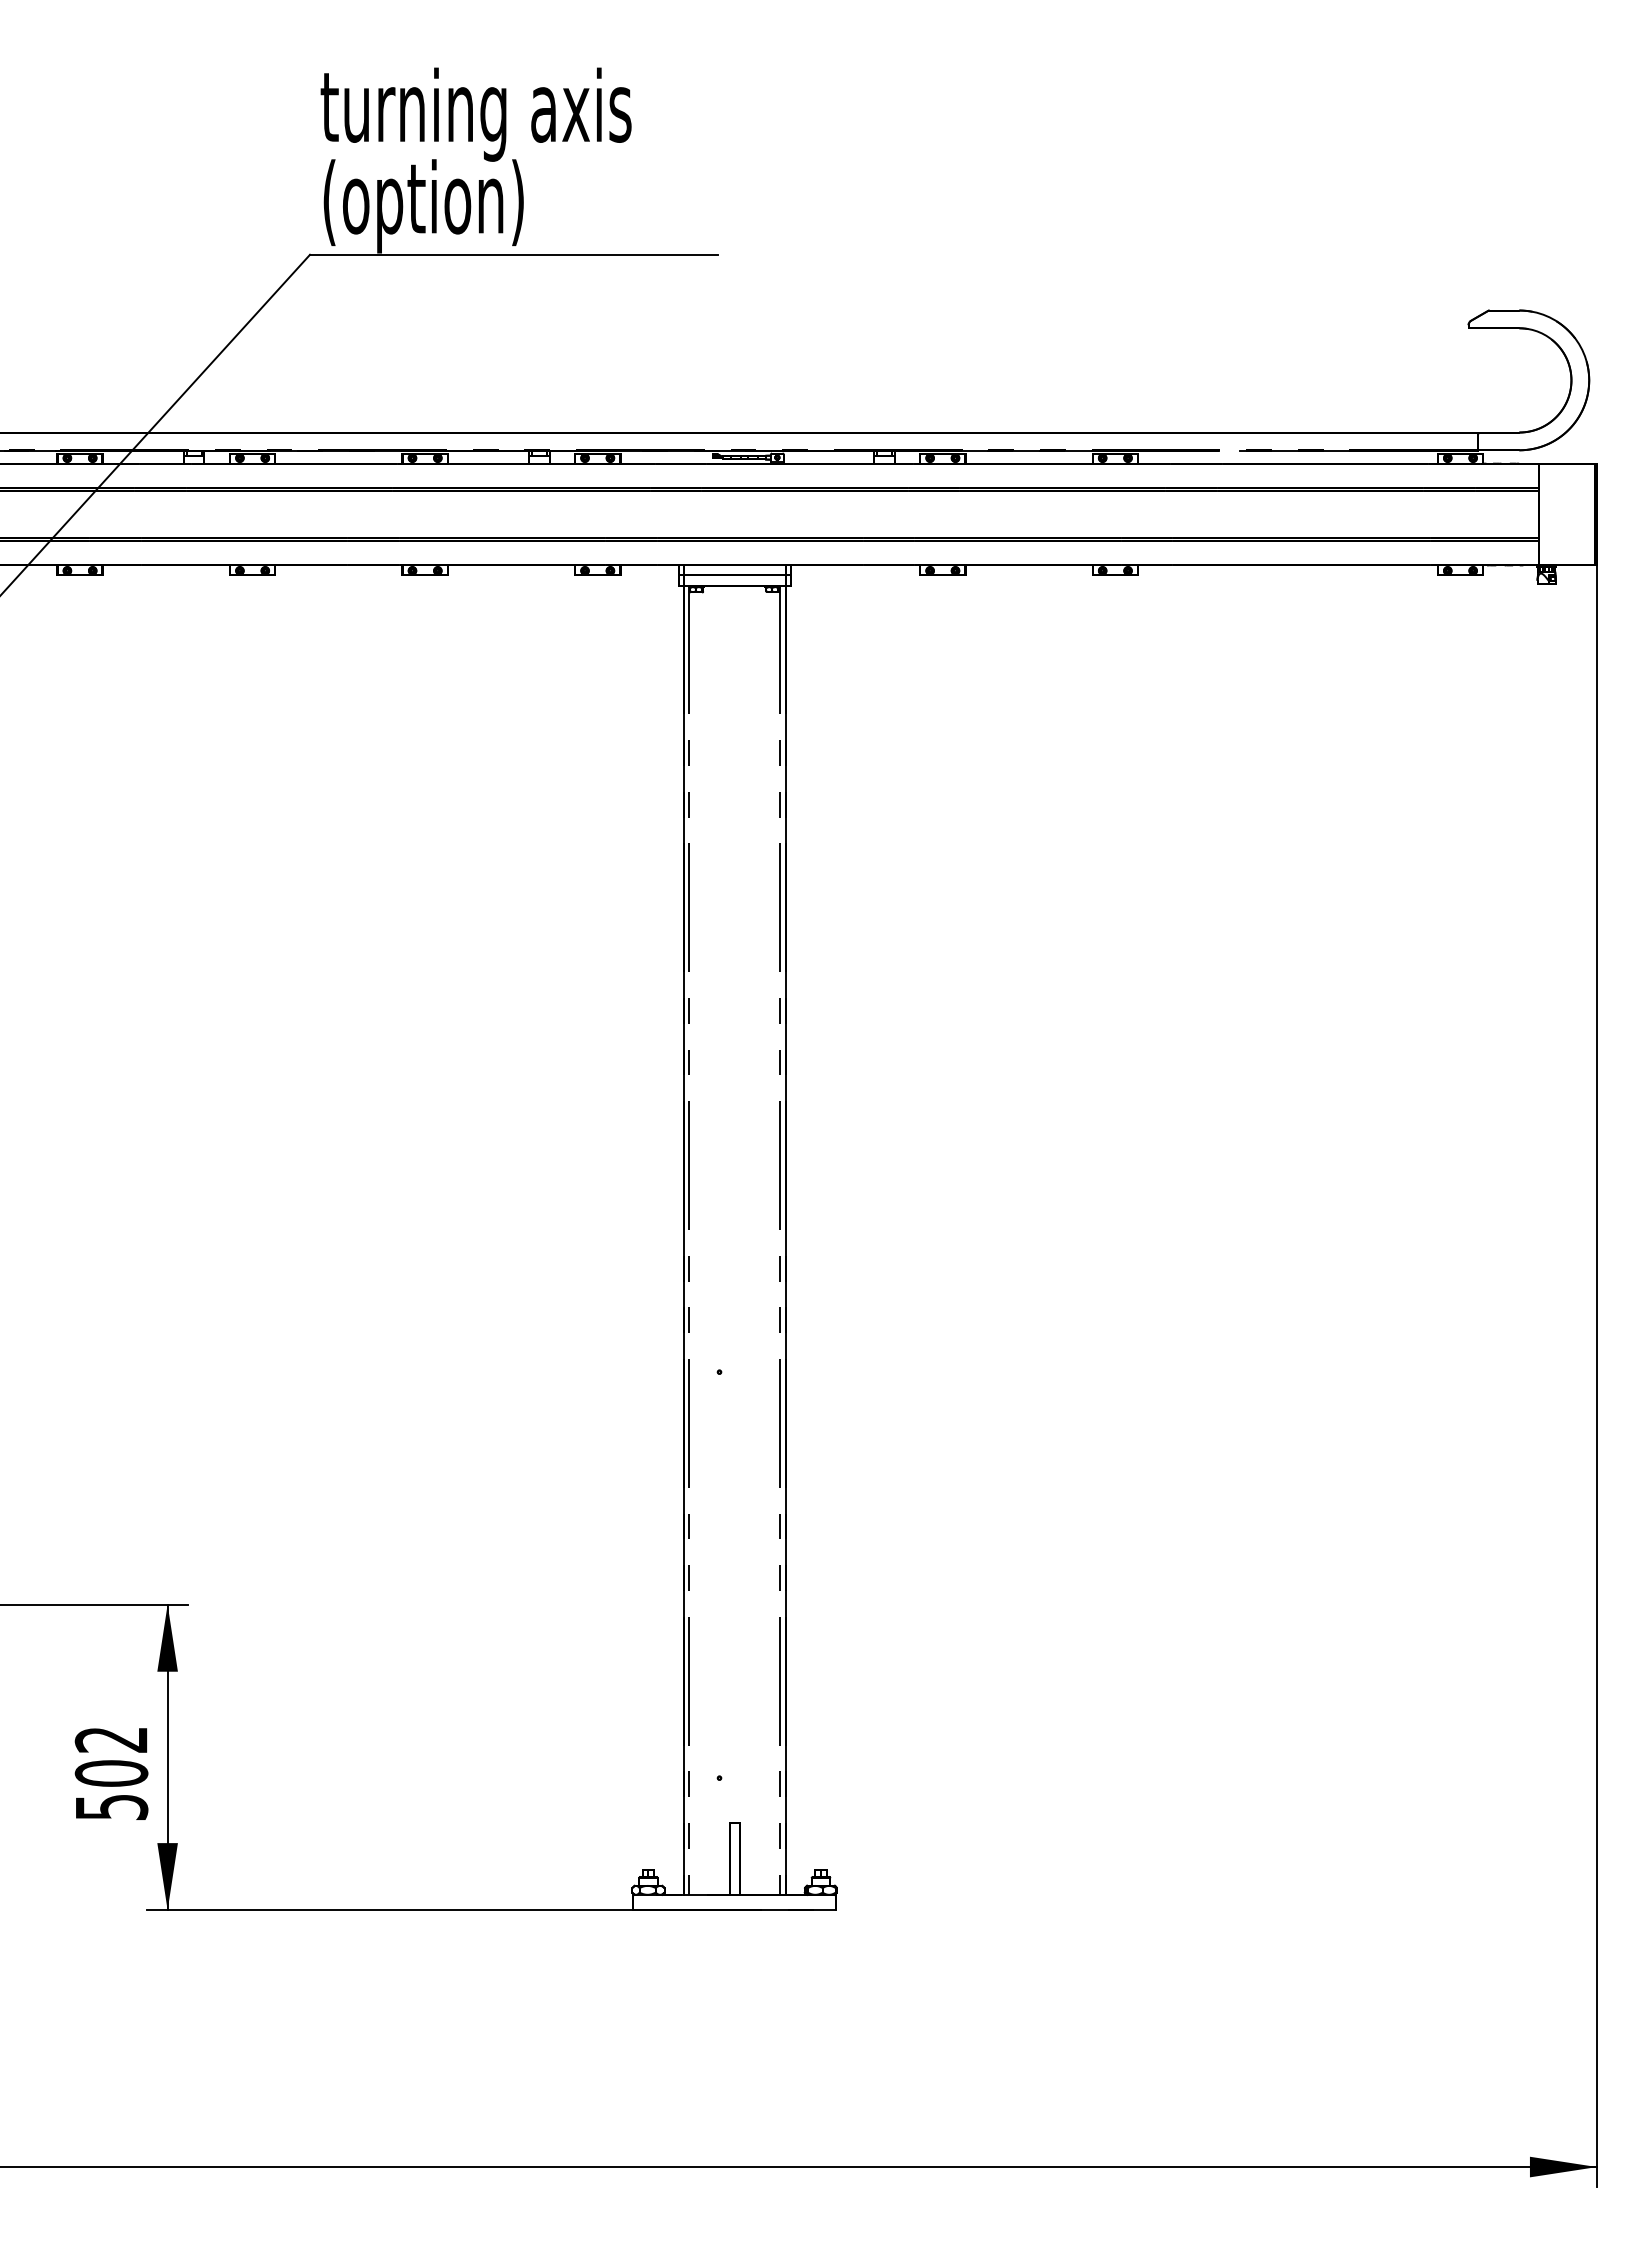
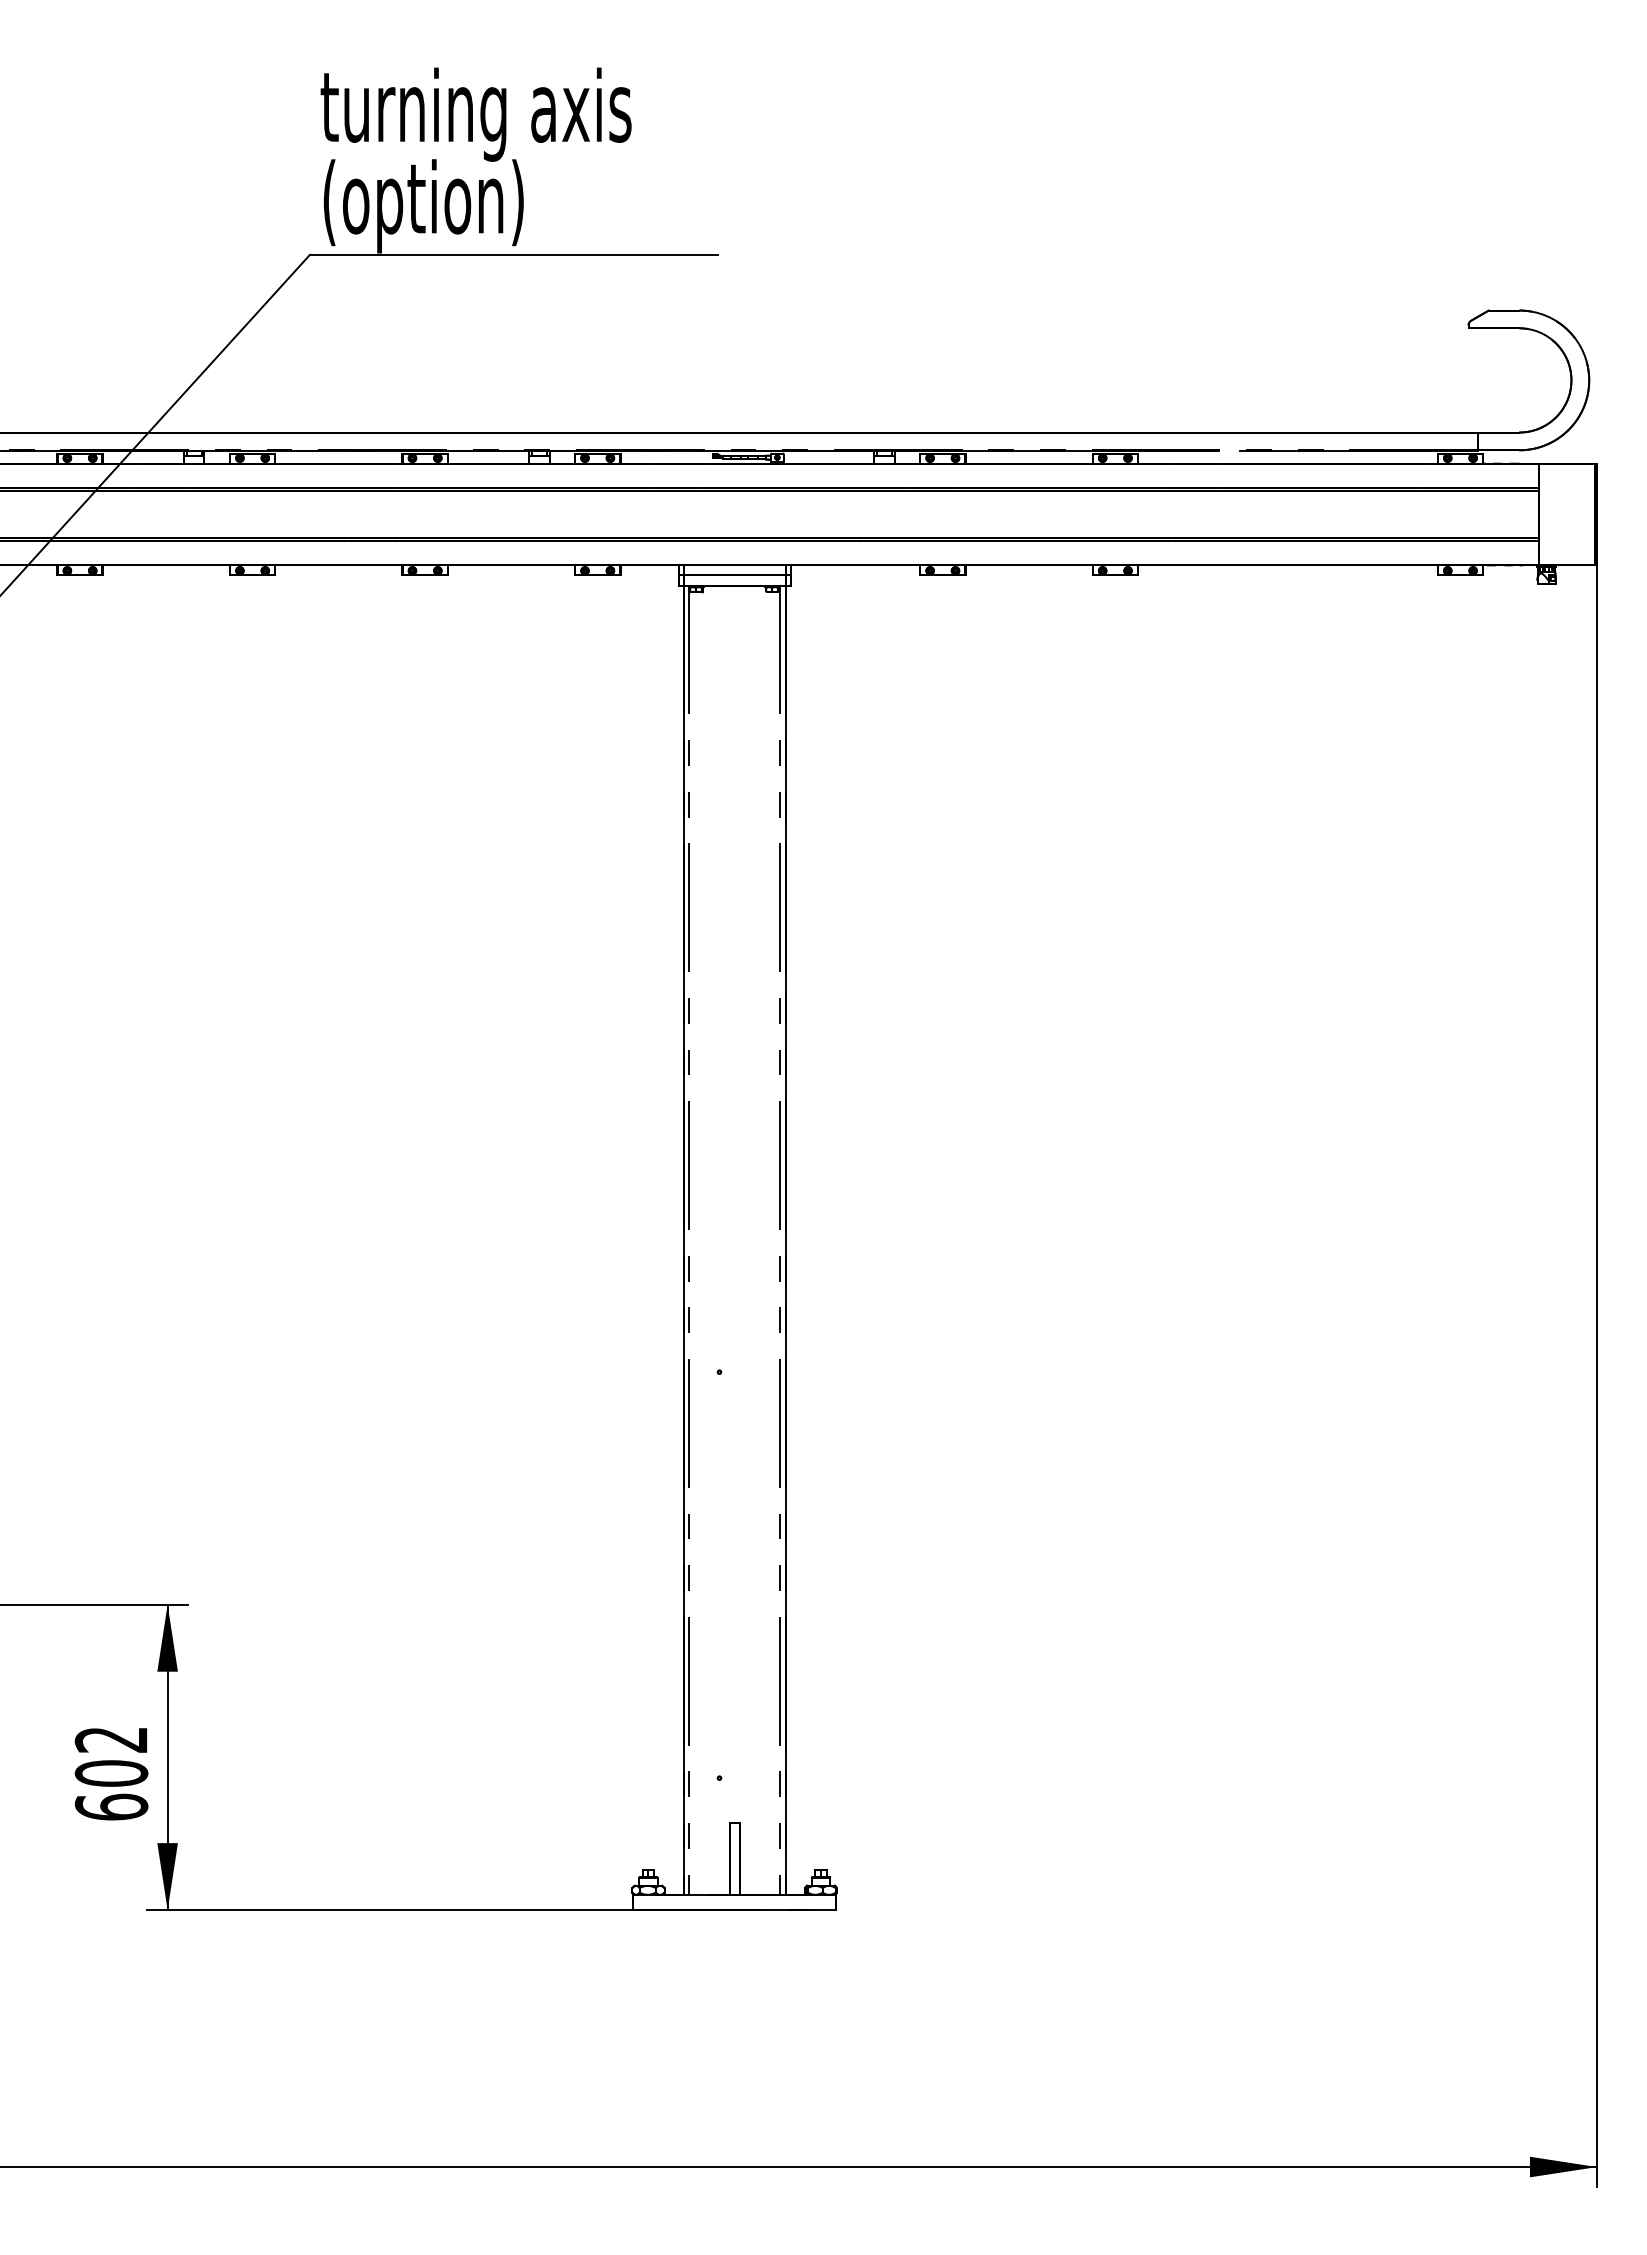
text: 502 -> 602 (111, 1806)
